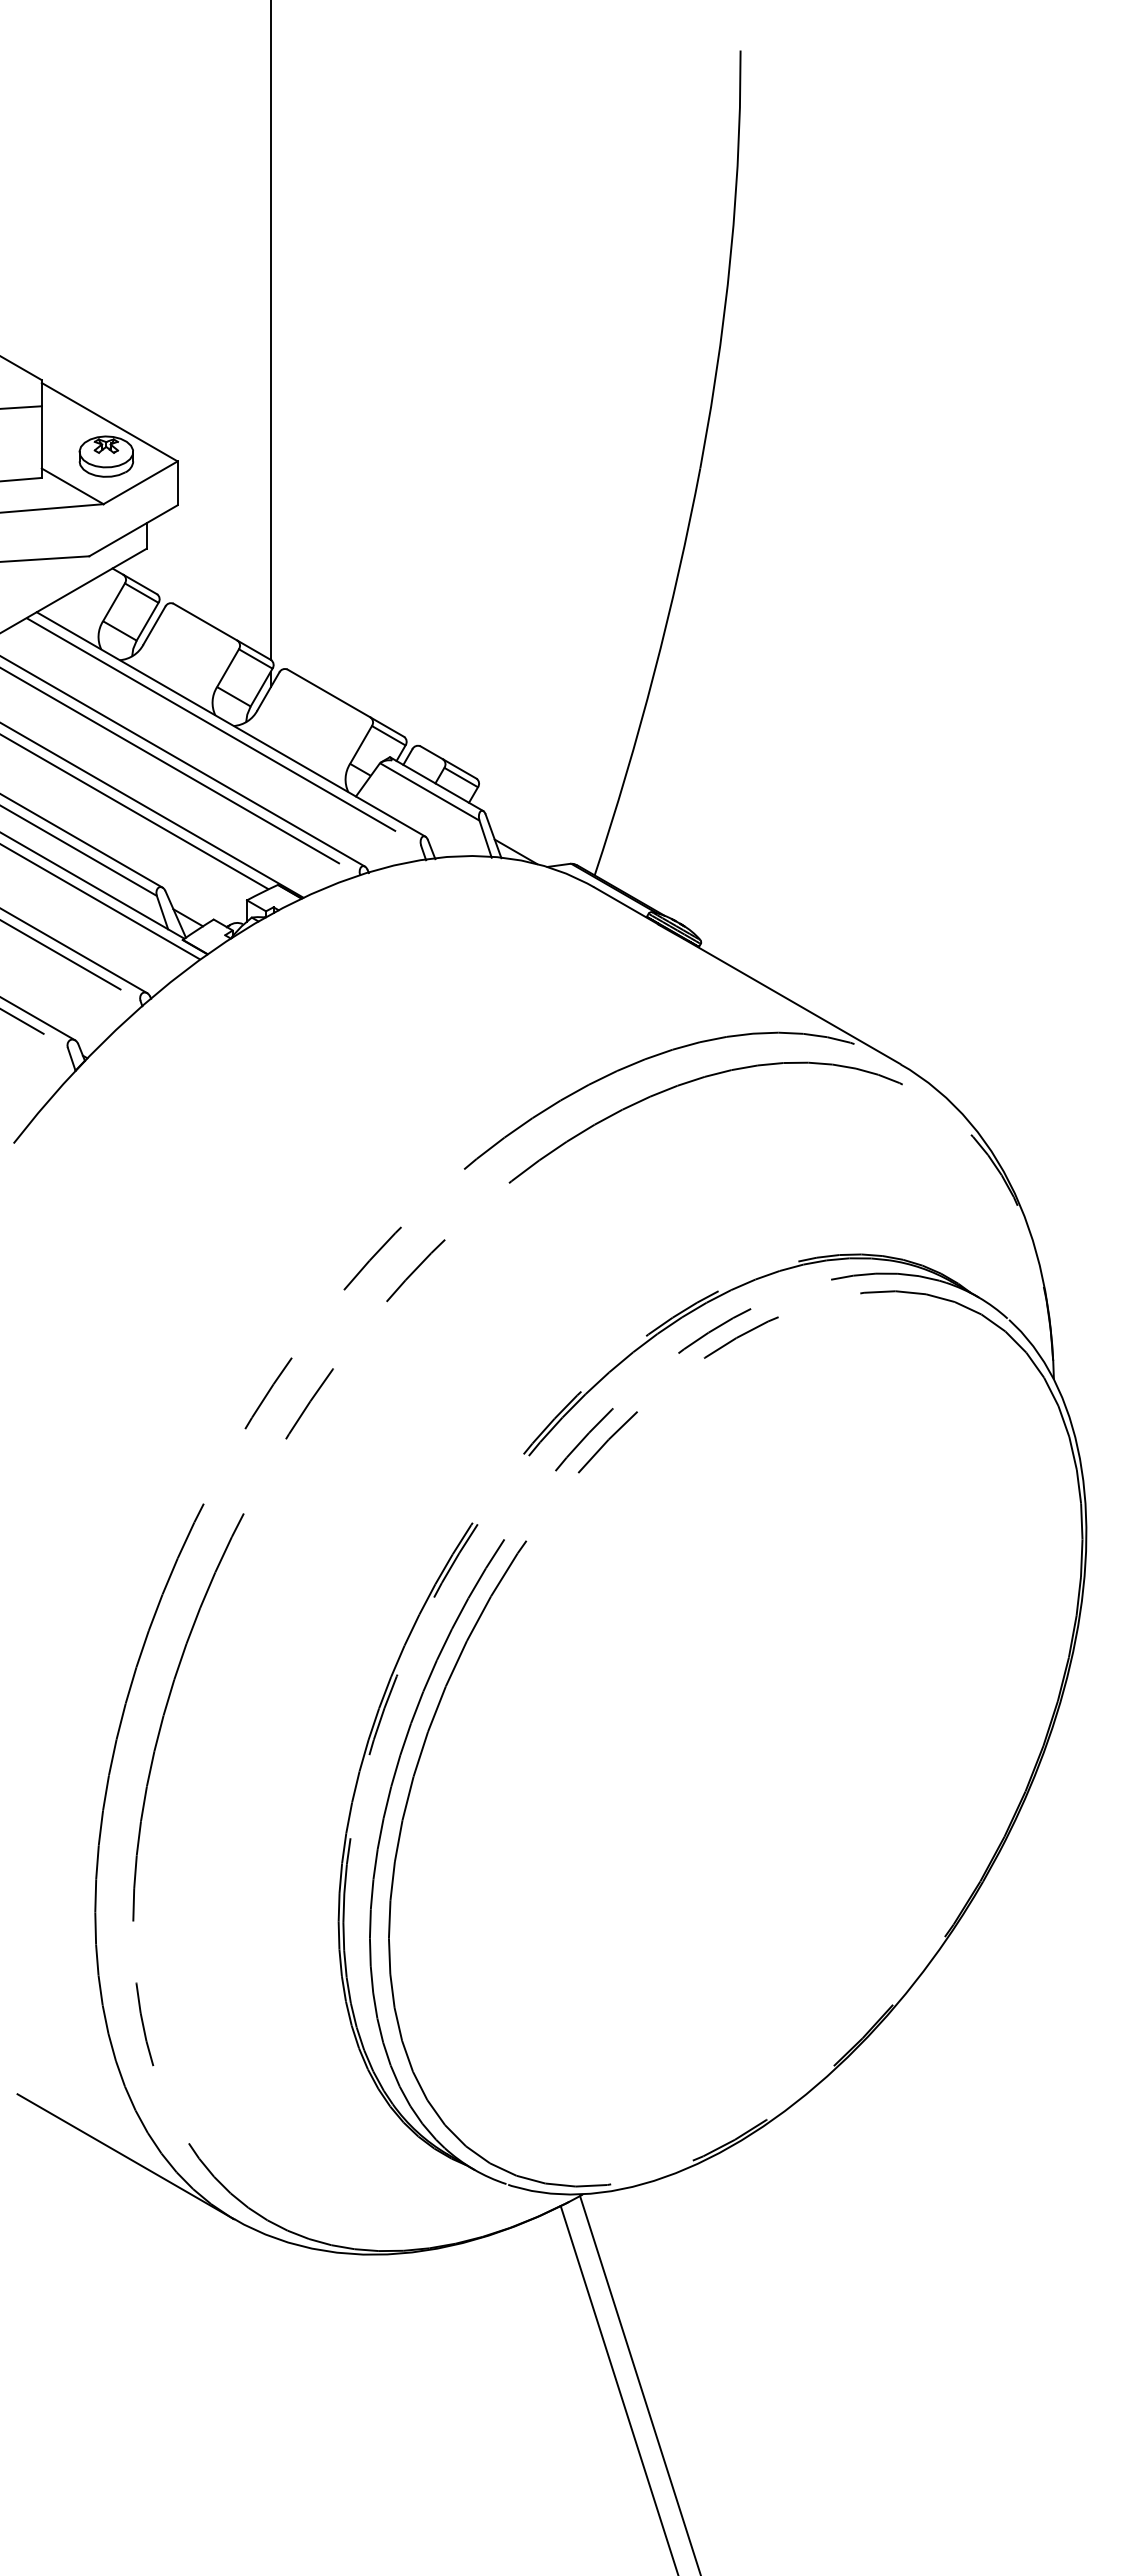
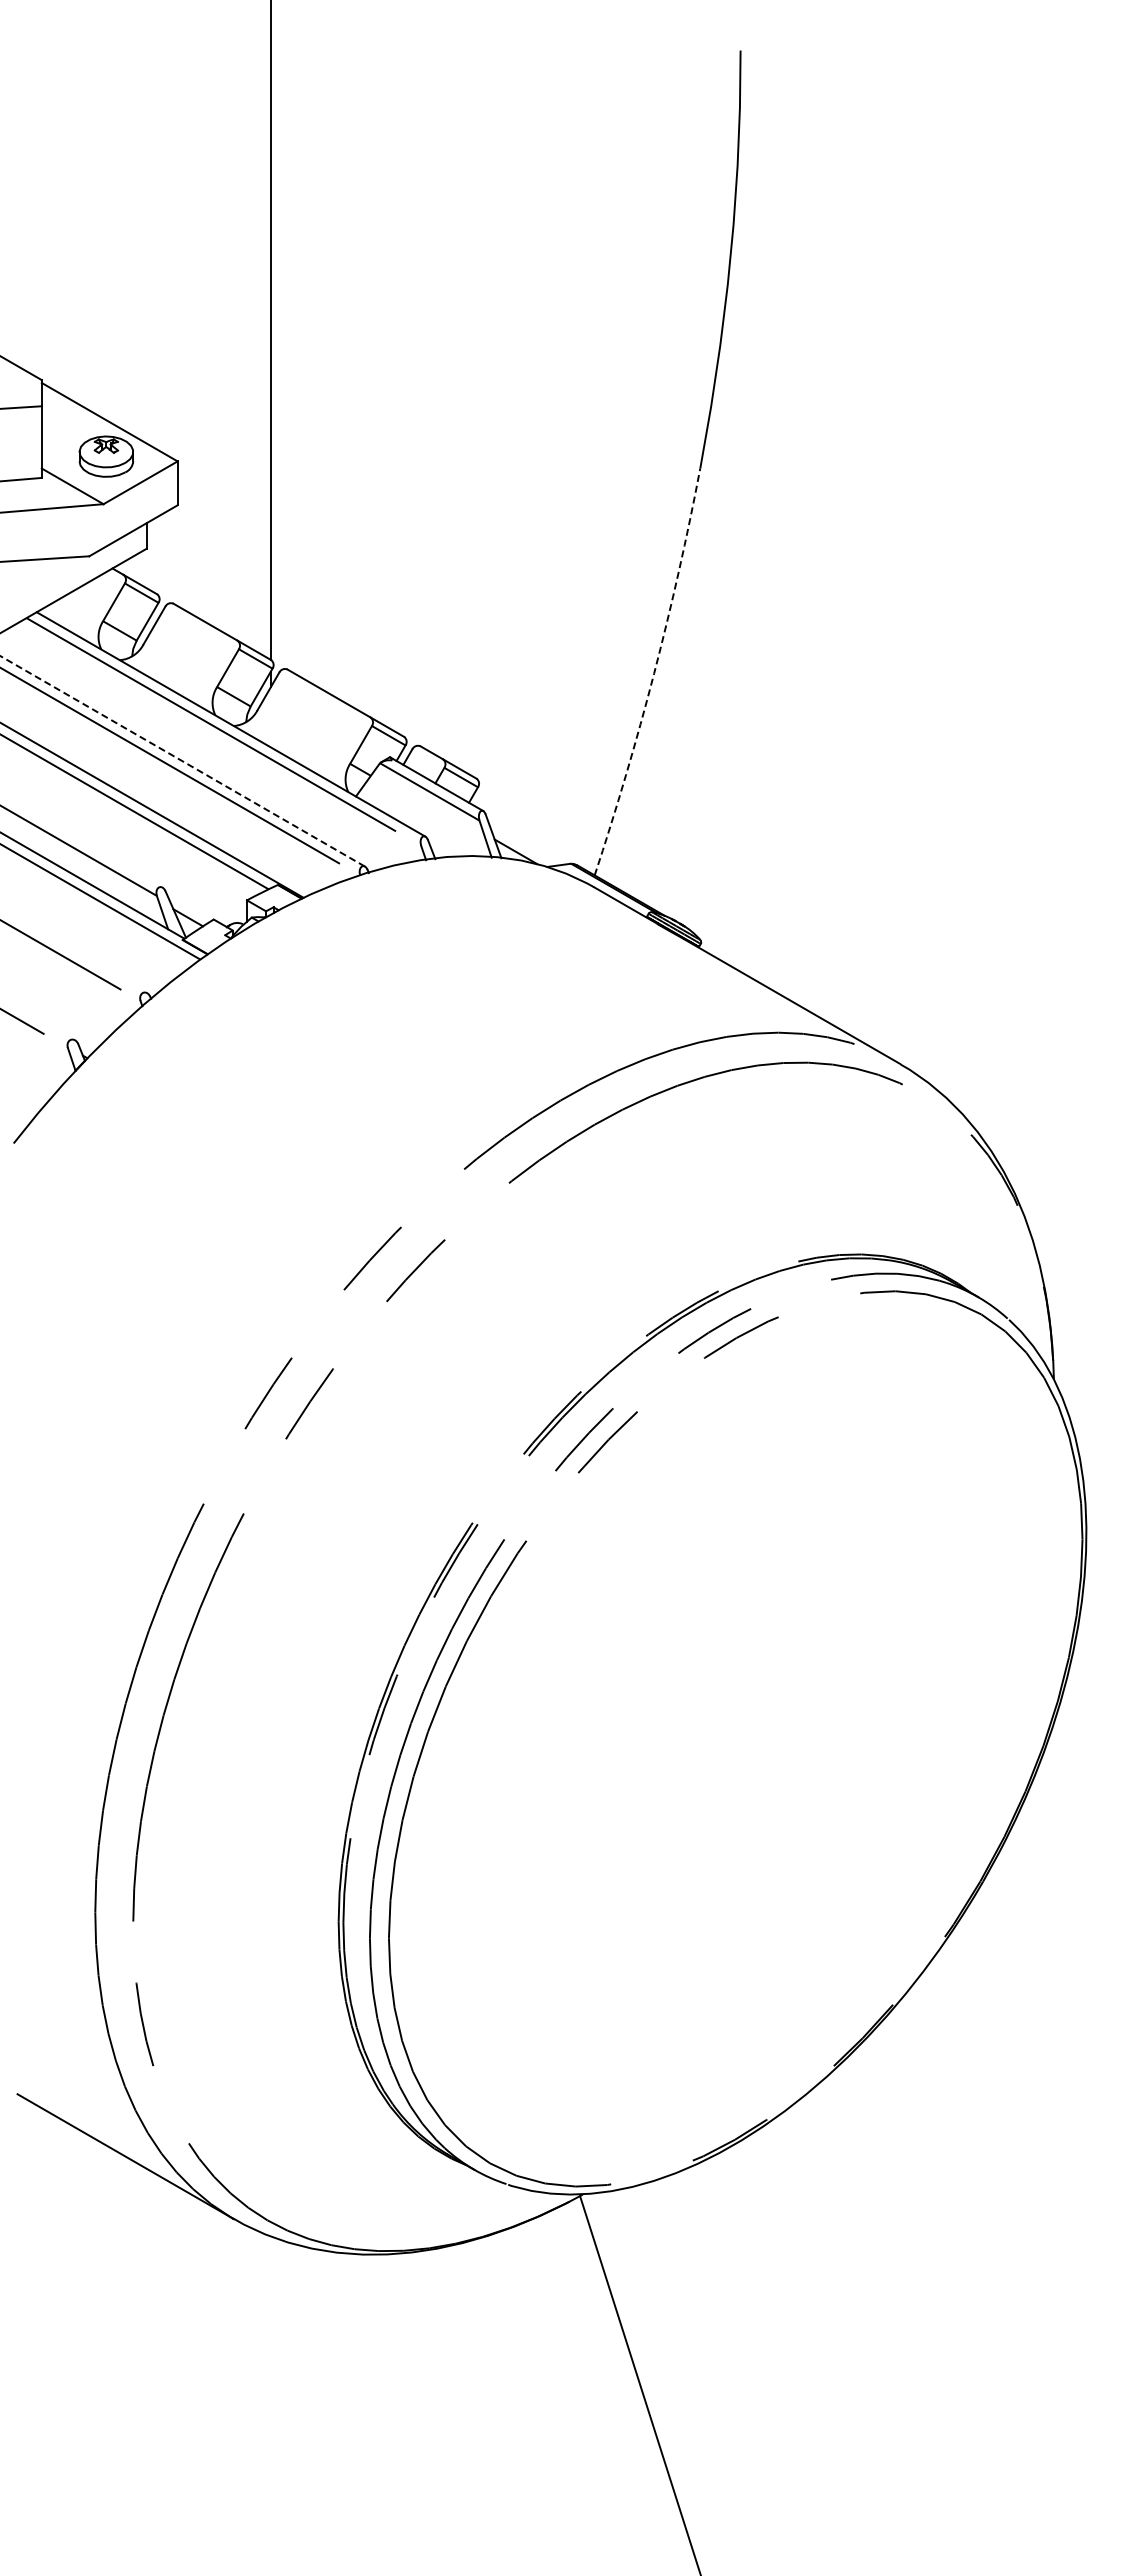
arc: solid -> dashed (654, 673)
line: solid -> dashed (182, 761)
line: present -> none (82, 841)
line: present -> none (74, 951)
line: present -> none (38, 1019)
line: present -> none (618, 2389)
